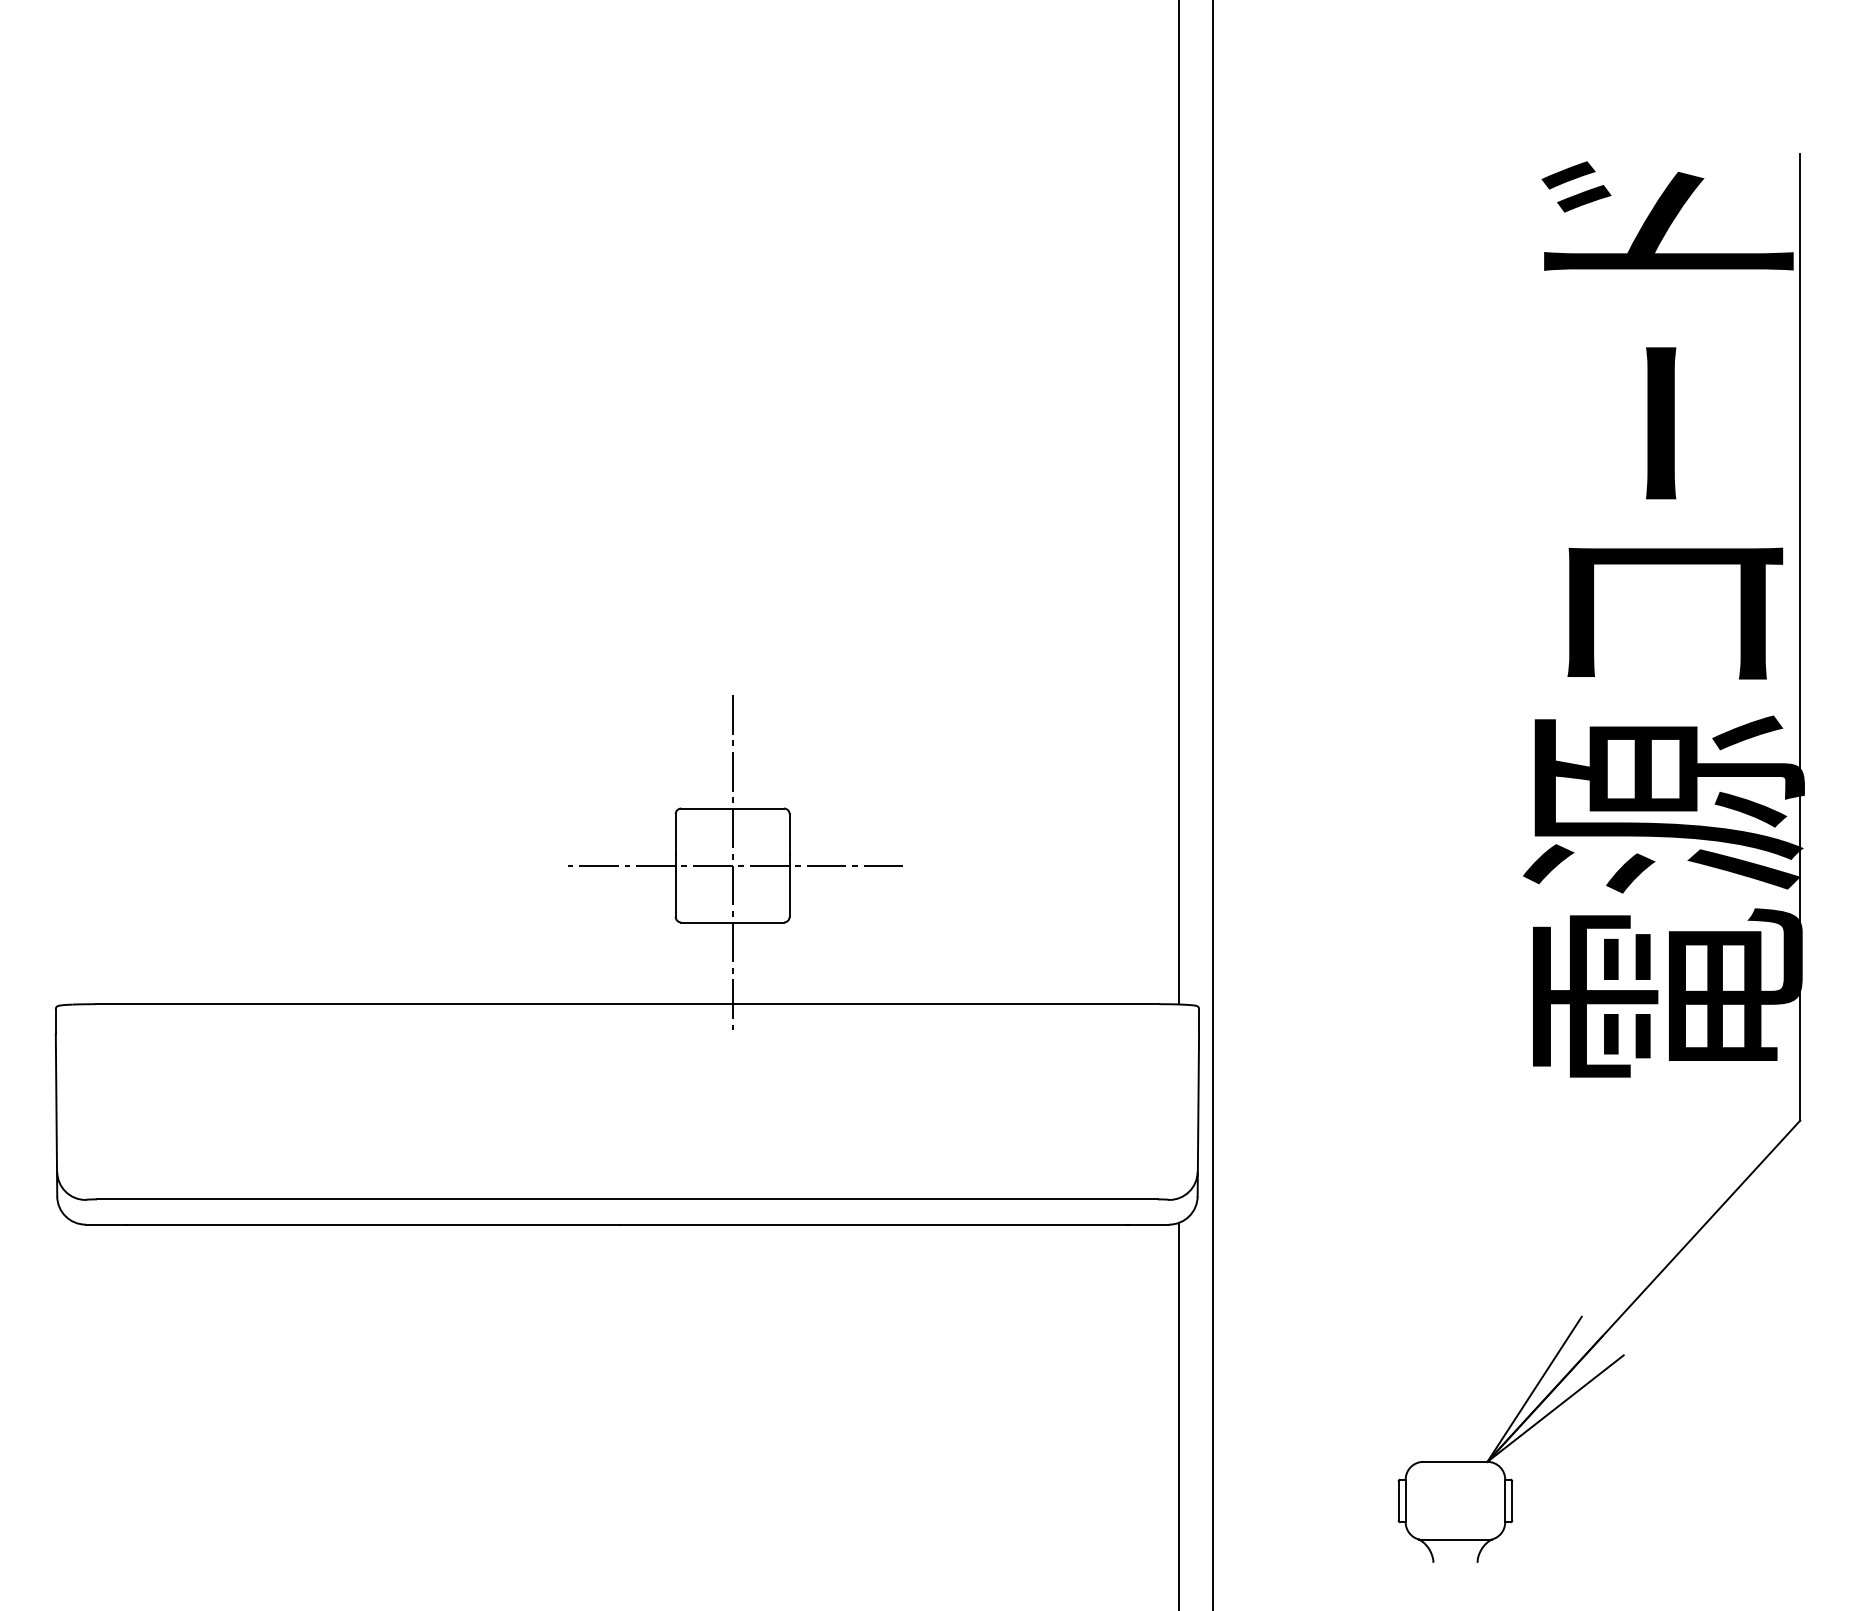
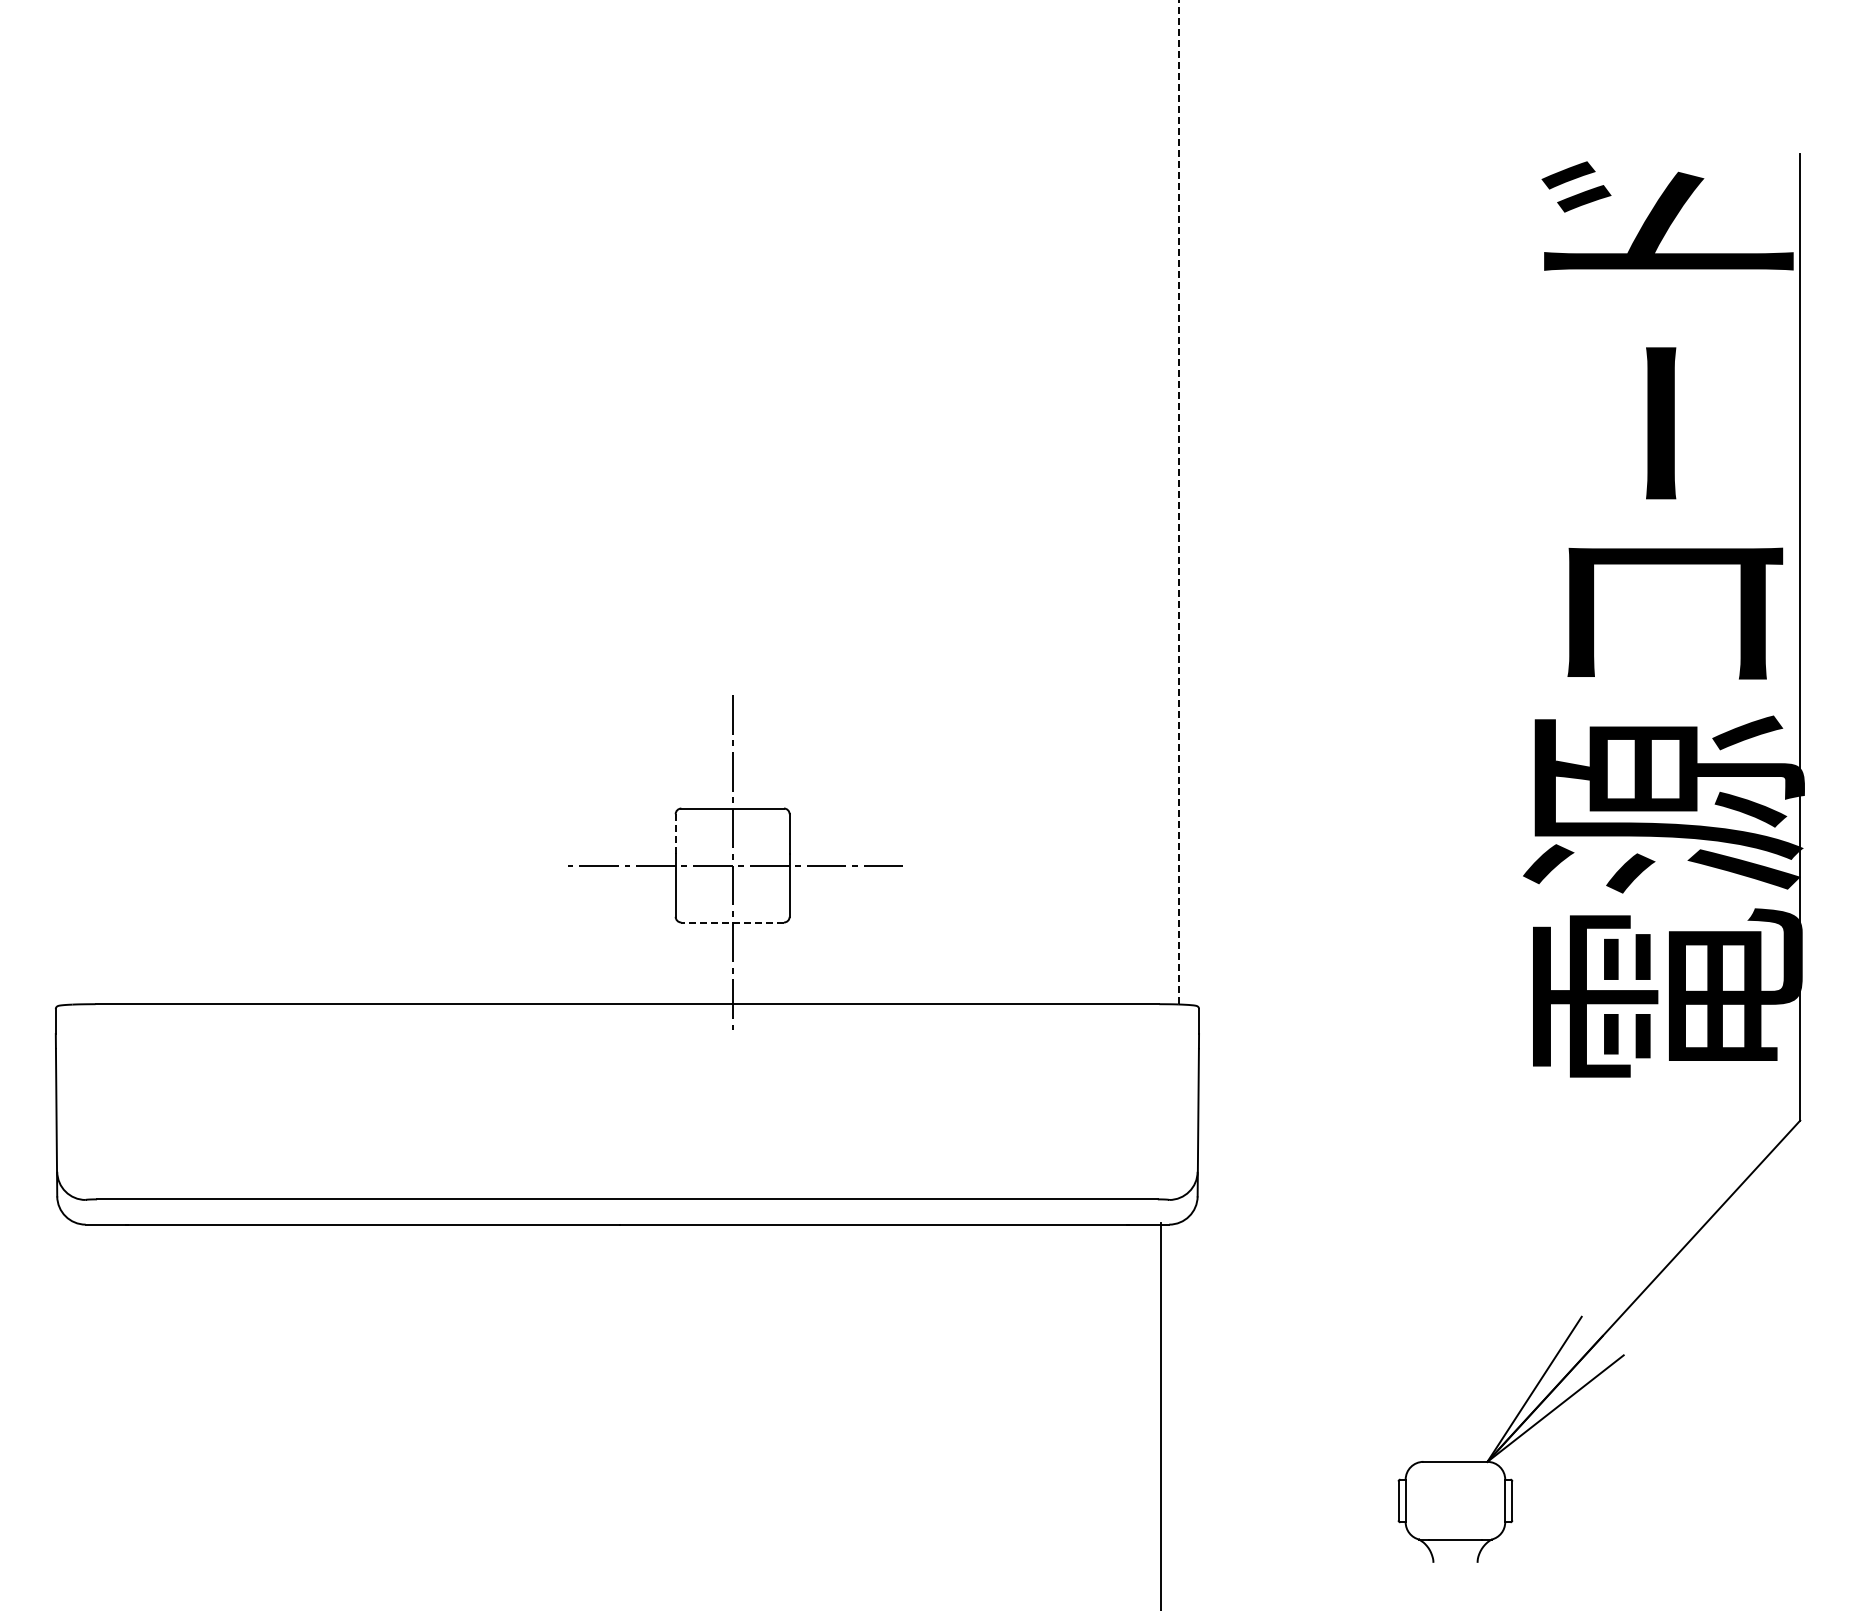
line: solid -> dashed (1179, 502)
line: present -> none (1213, 804)
line: solid -> dashed (675, 833)
line: solid -> dashed (732, 922)
line position: (1179, 1414) -> (1161, 1414) (1161, 1414)
